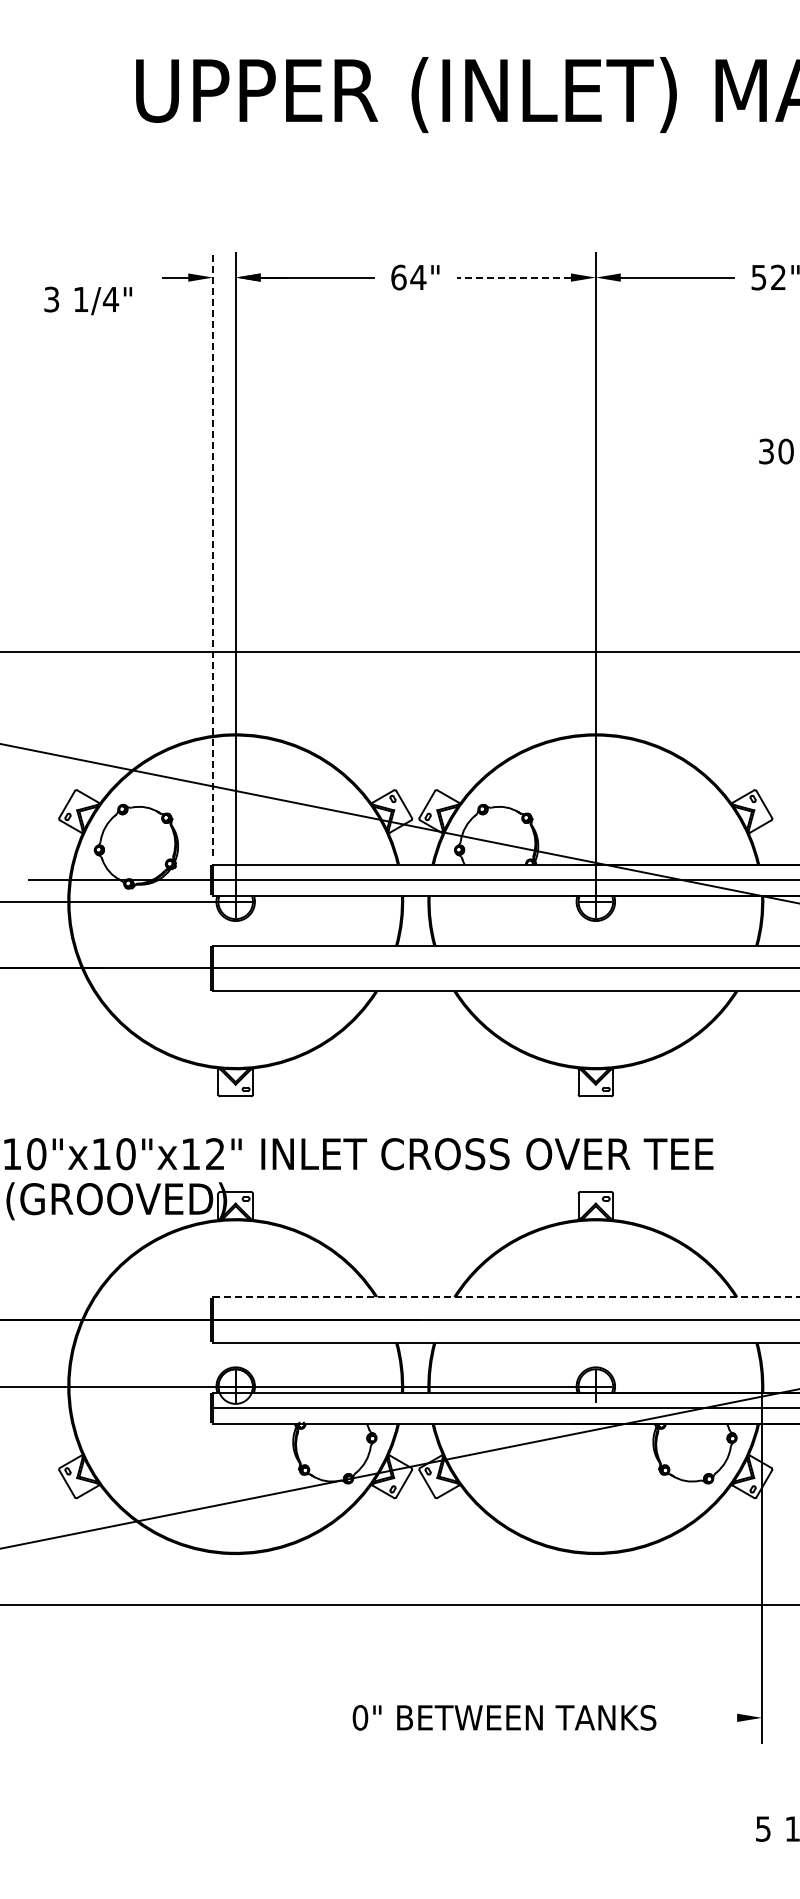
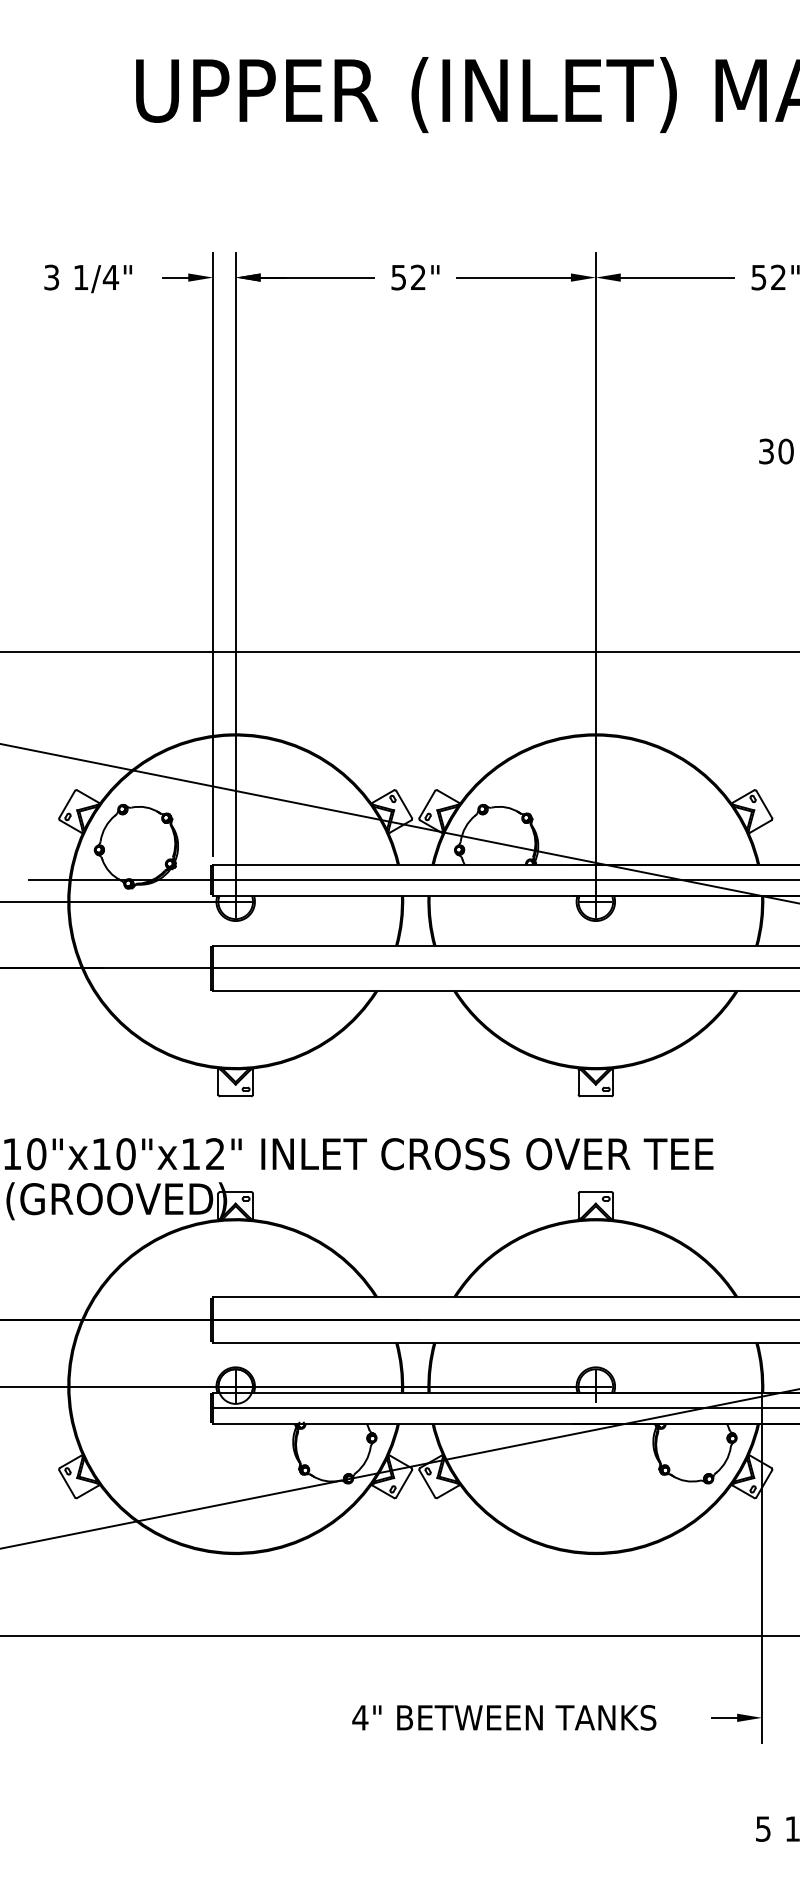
text: 64" -> 52" (408, 277)
line: dashed -> solid (514, 277)
text position: (87, 300) -> (87, 278) (87, 278)
line: dashed -> solid (213, 554)
line: dashed -> solid (506, 1296)
line position: (399, 1604) -> (399, 1635) (399, 1635)
text: 0" -> 4" (360, 1717)
line: none -> present (724, 1717)
